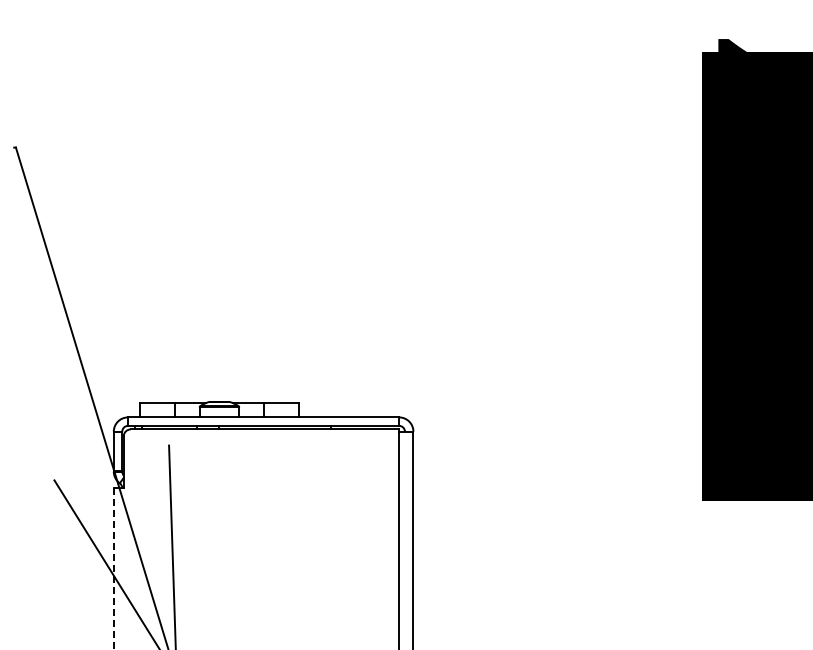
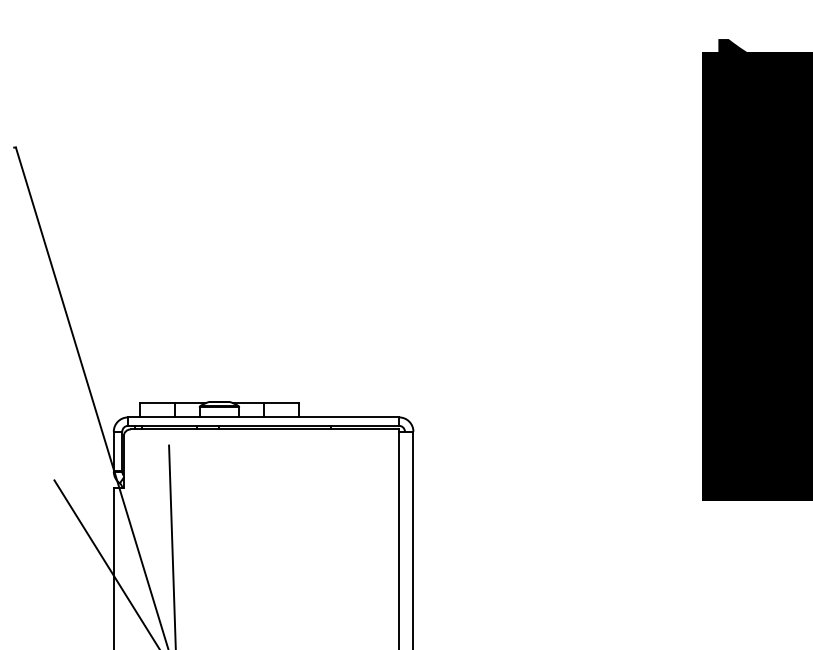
line: dashed -> solid (113, 568)
